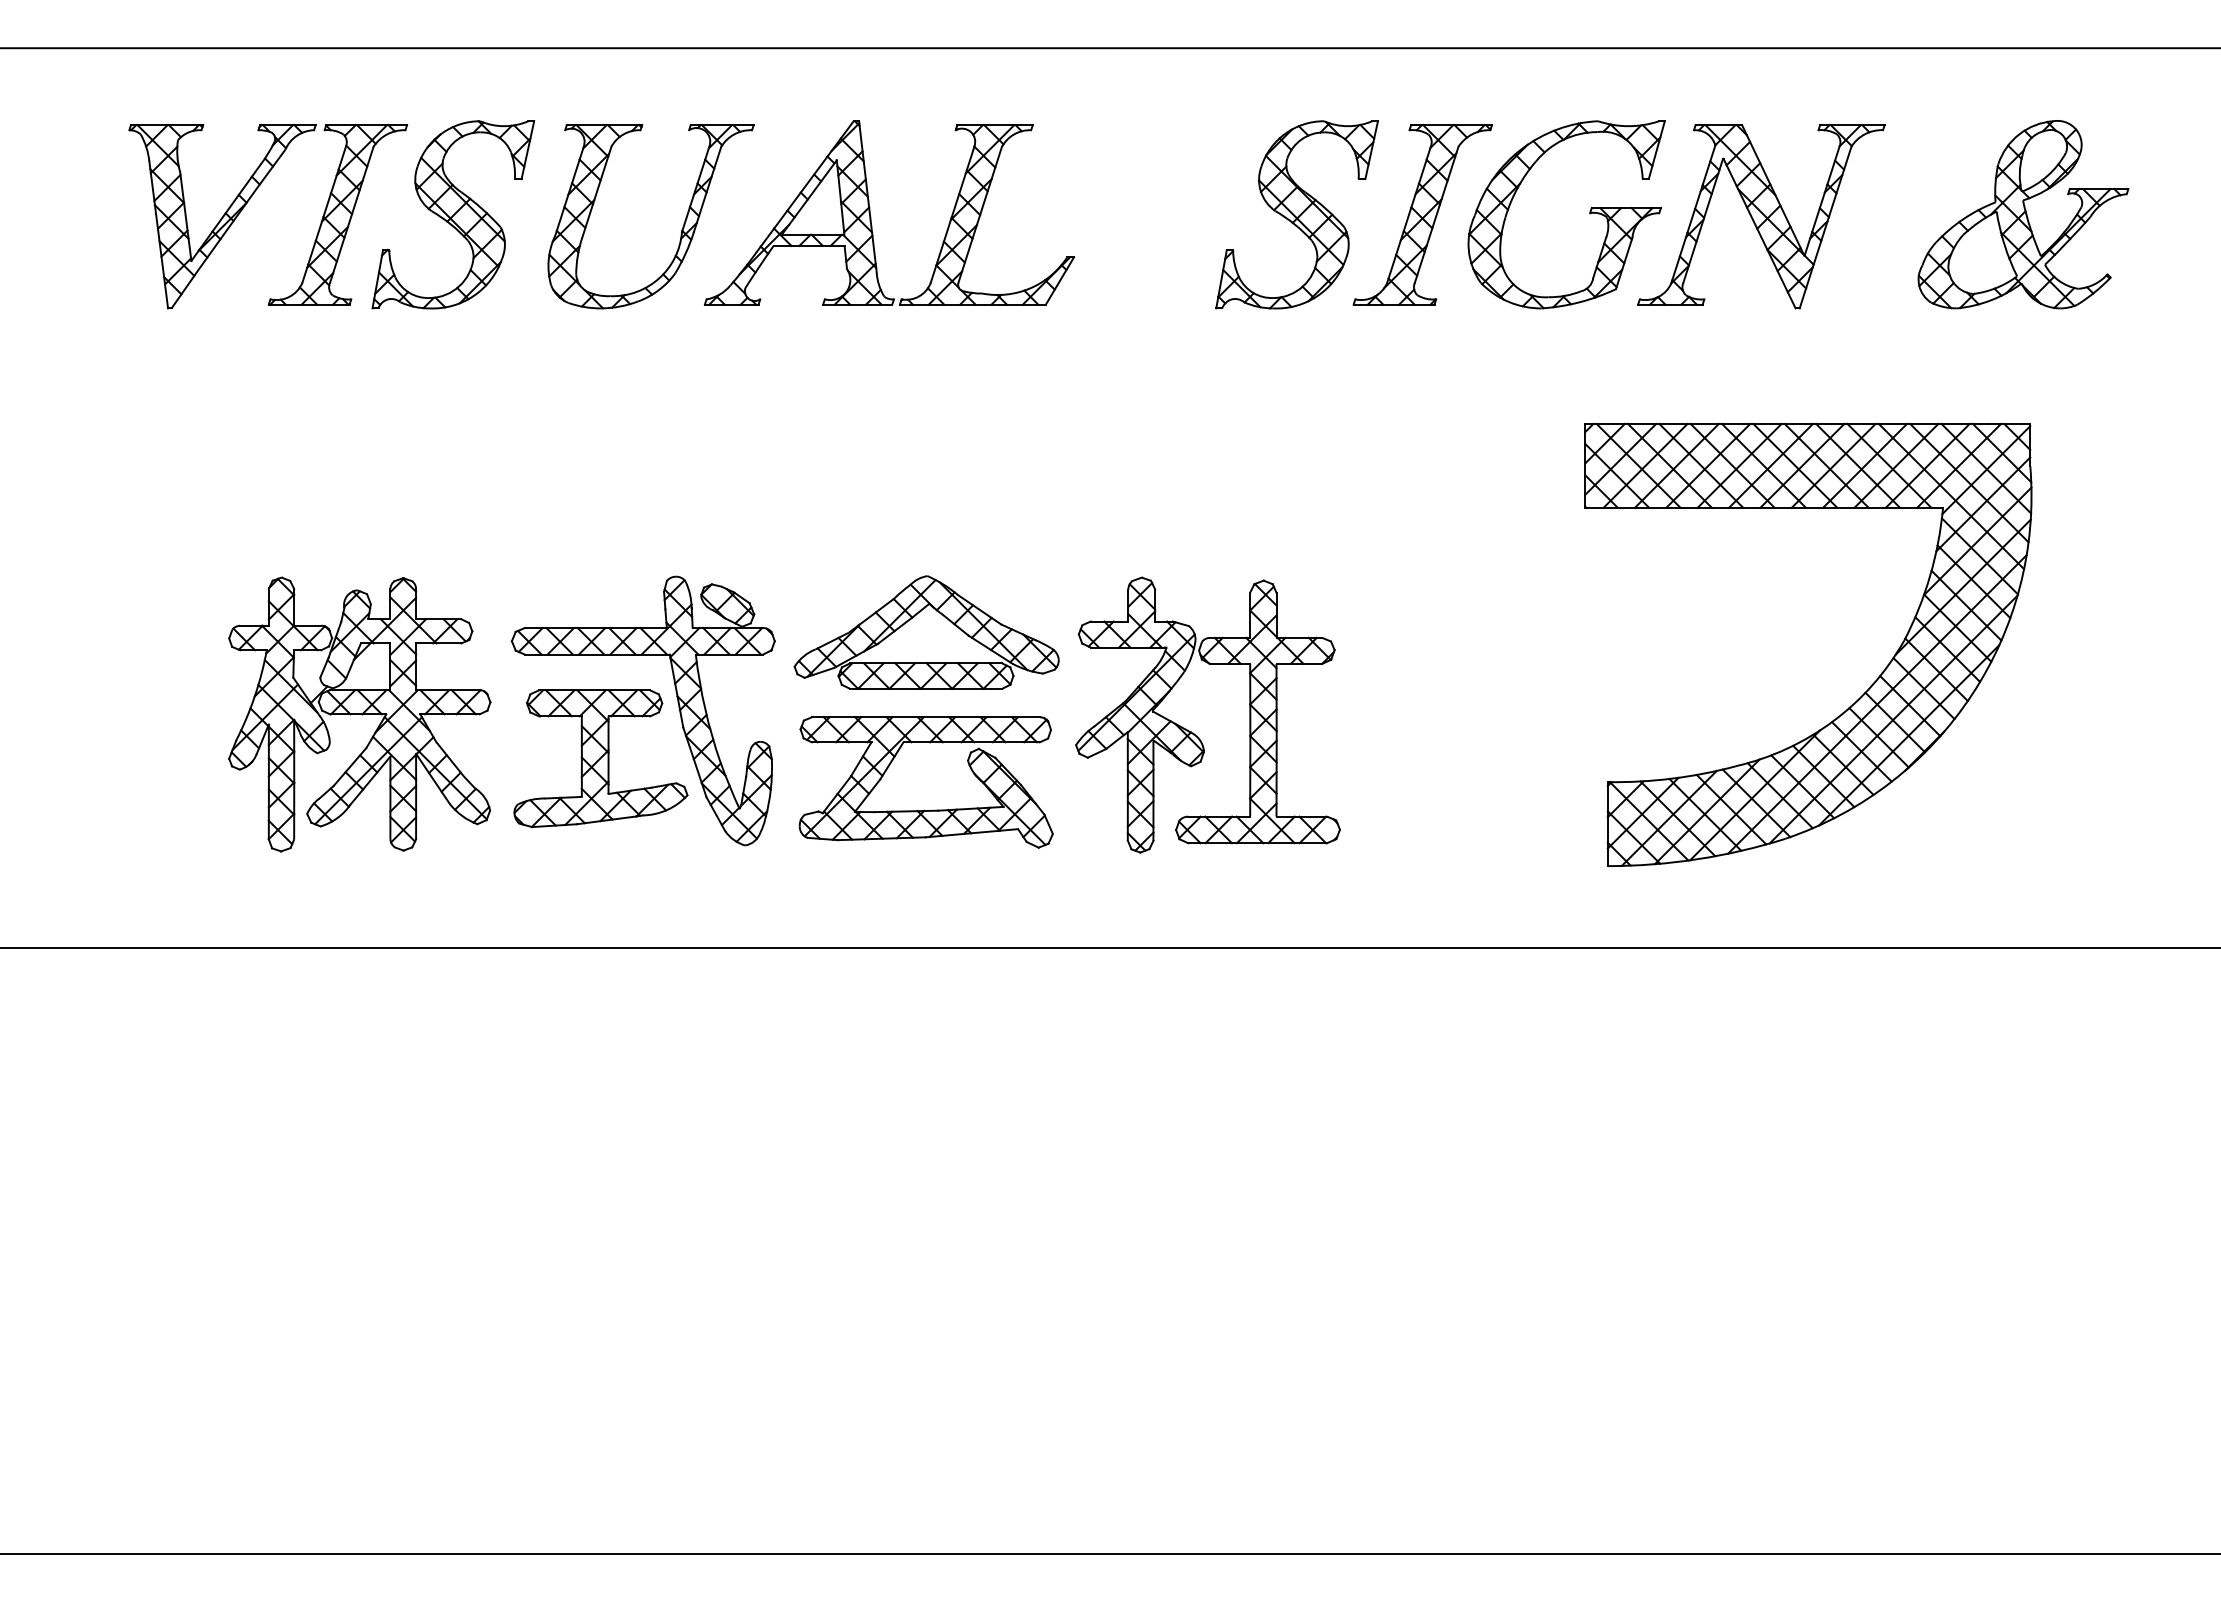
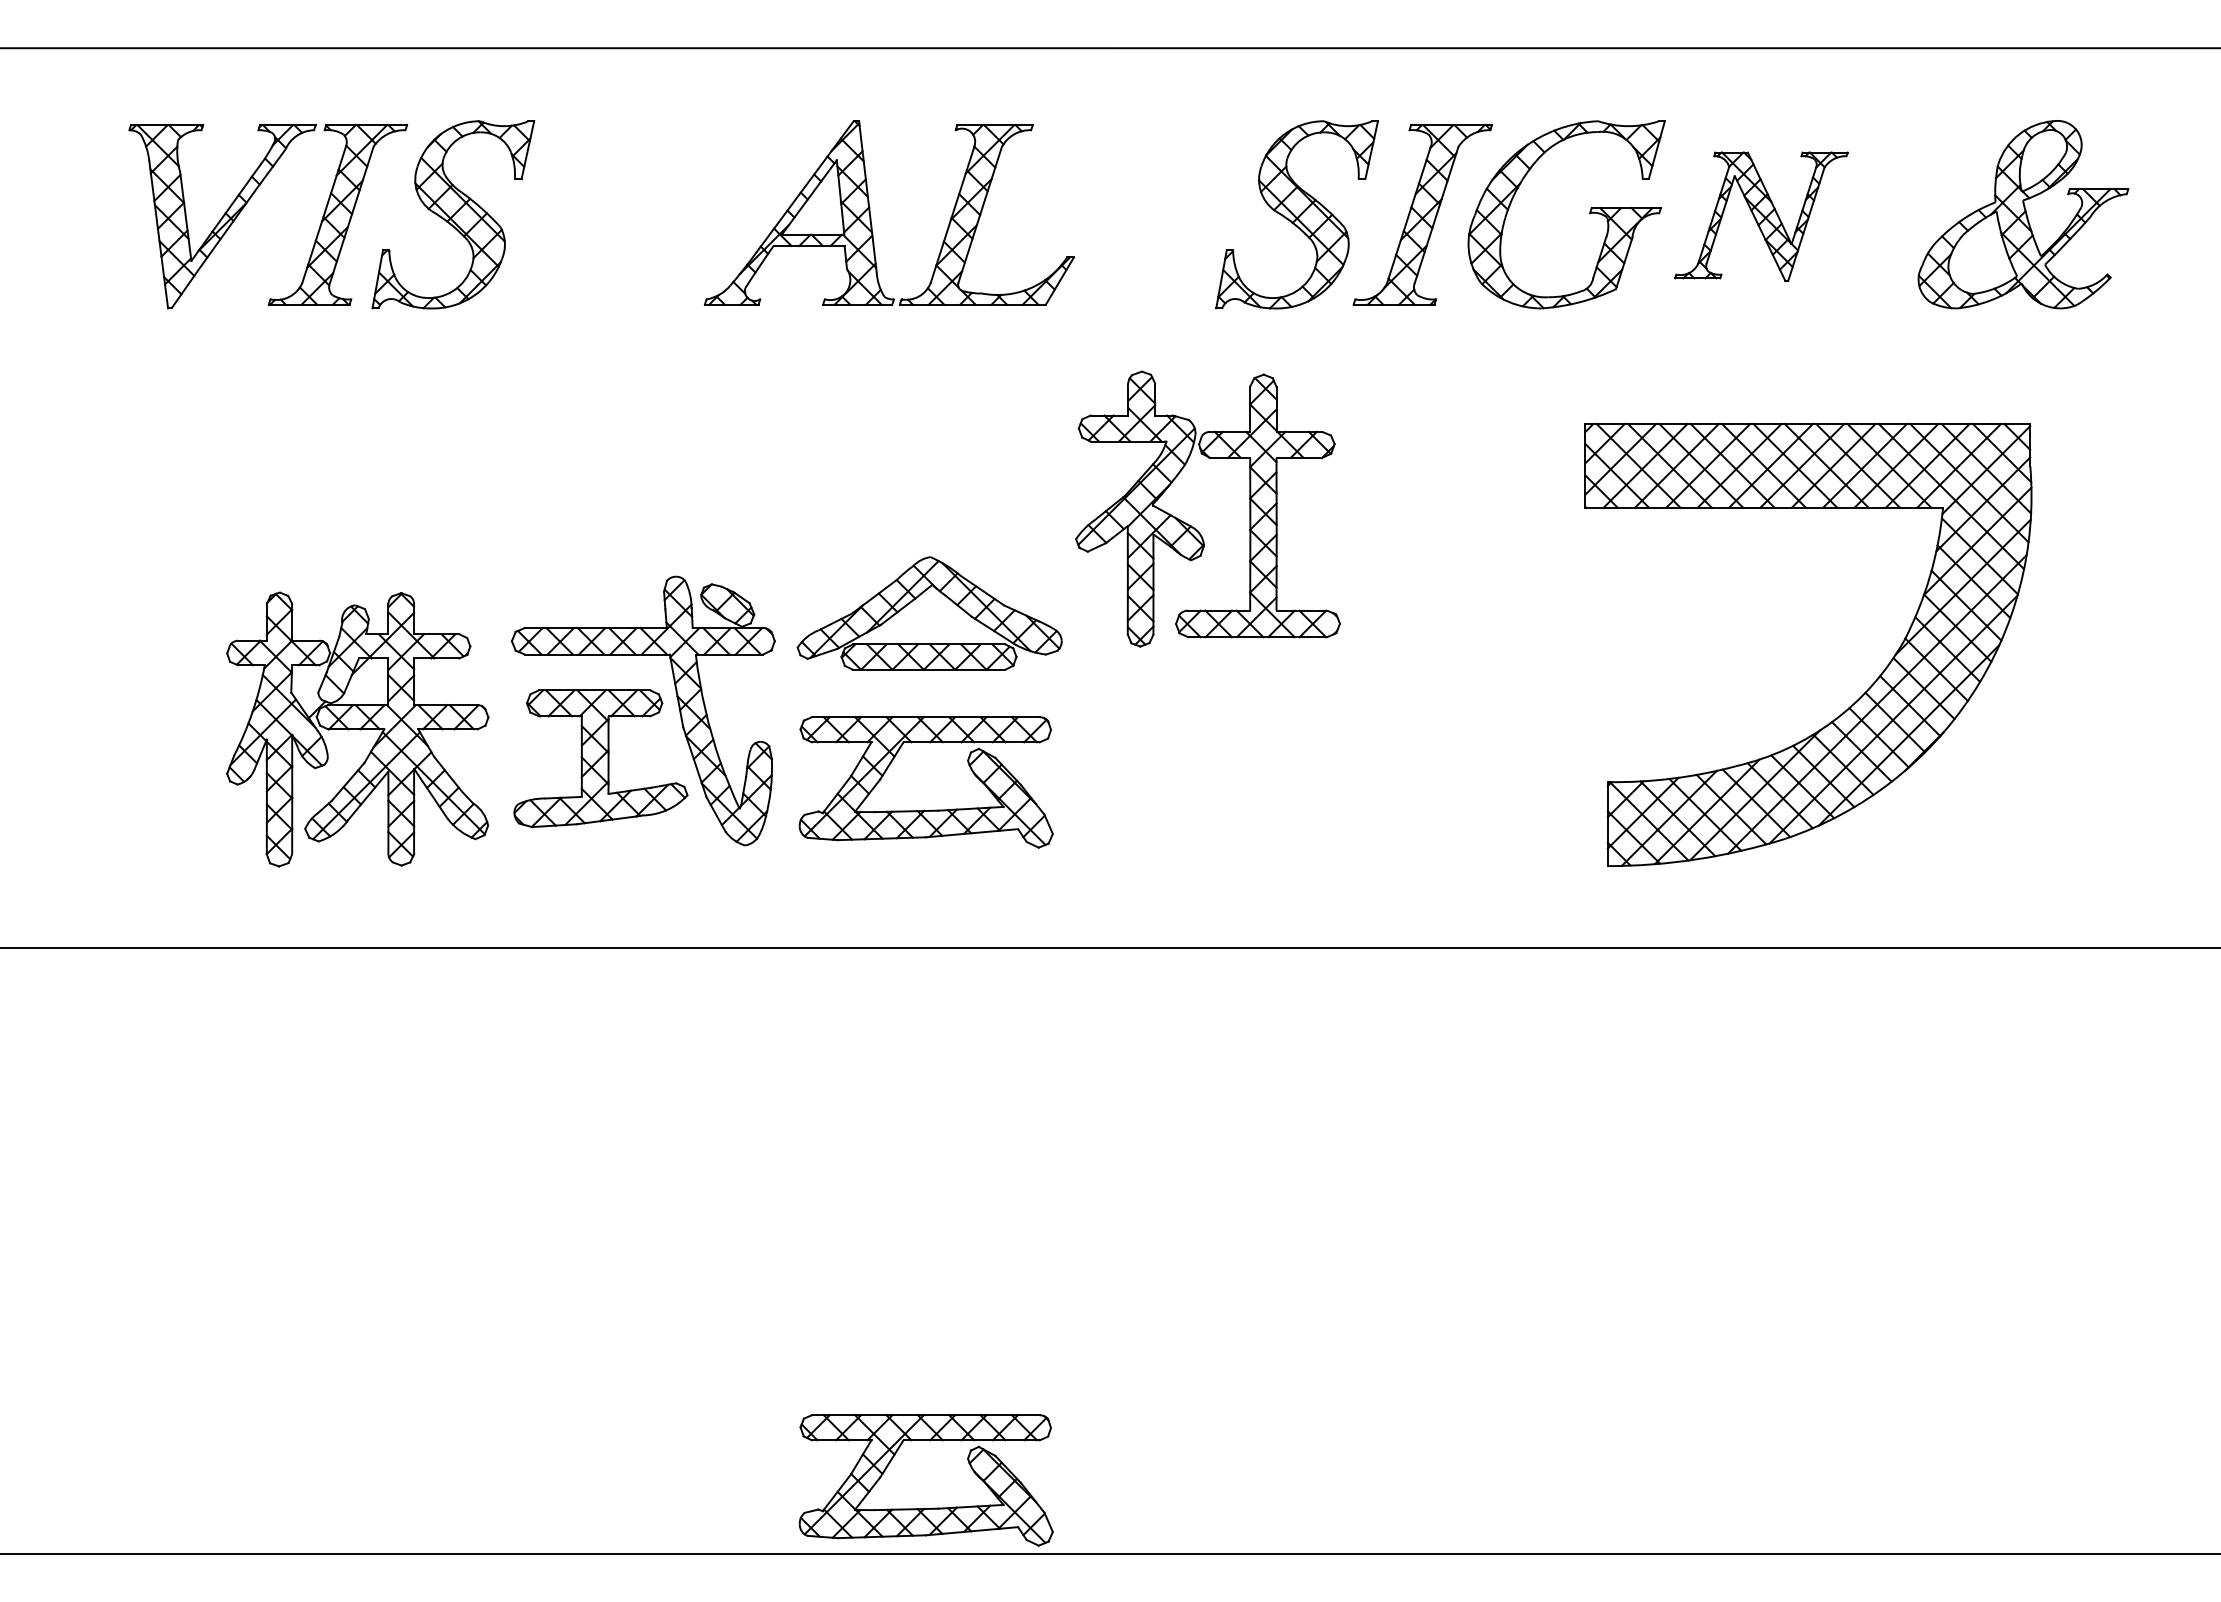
part size: 249x186 px -> 175x131 px (1761, 216)
part: present -> none (682, 226)
part position: (913, 618) -> (916, 599) (916, 599)
part position: (359, 714) -> (357, 729) (357, 729)
part position: (1193, 732) -> (1193, 526) (1193, 526)
part: none -> present (932, 1507)
